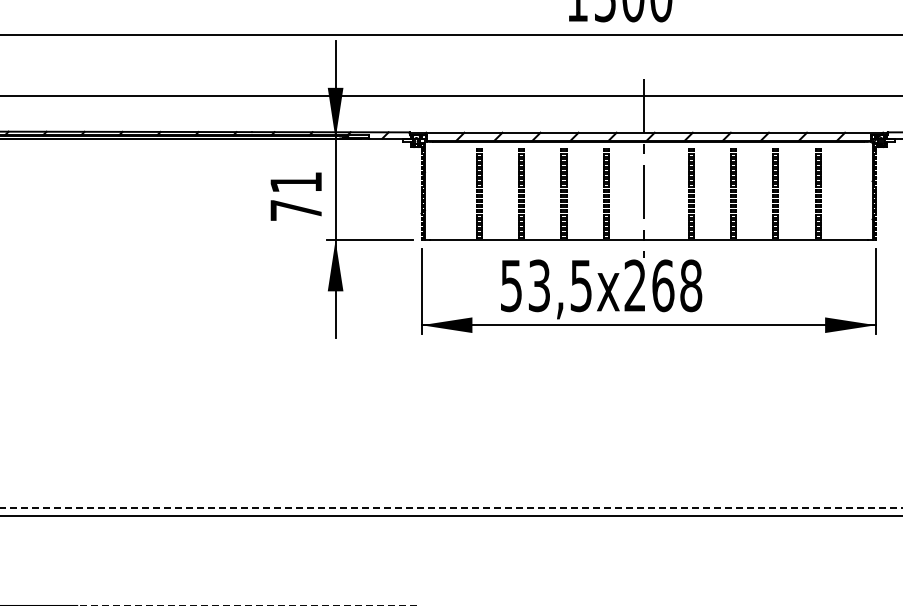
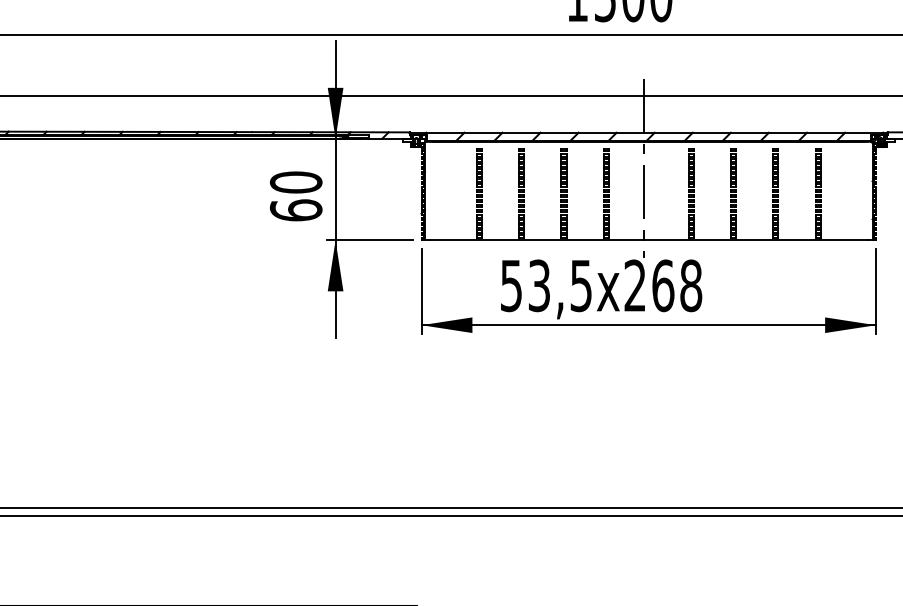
text: 71 -> 60 (295, 196)
line: dashed -> solid (451, 507)
line: dashed -> solid (247, 605)
